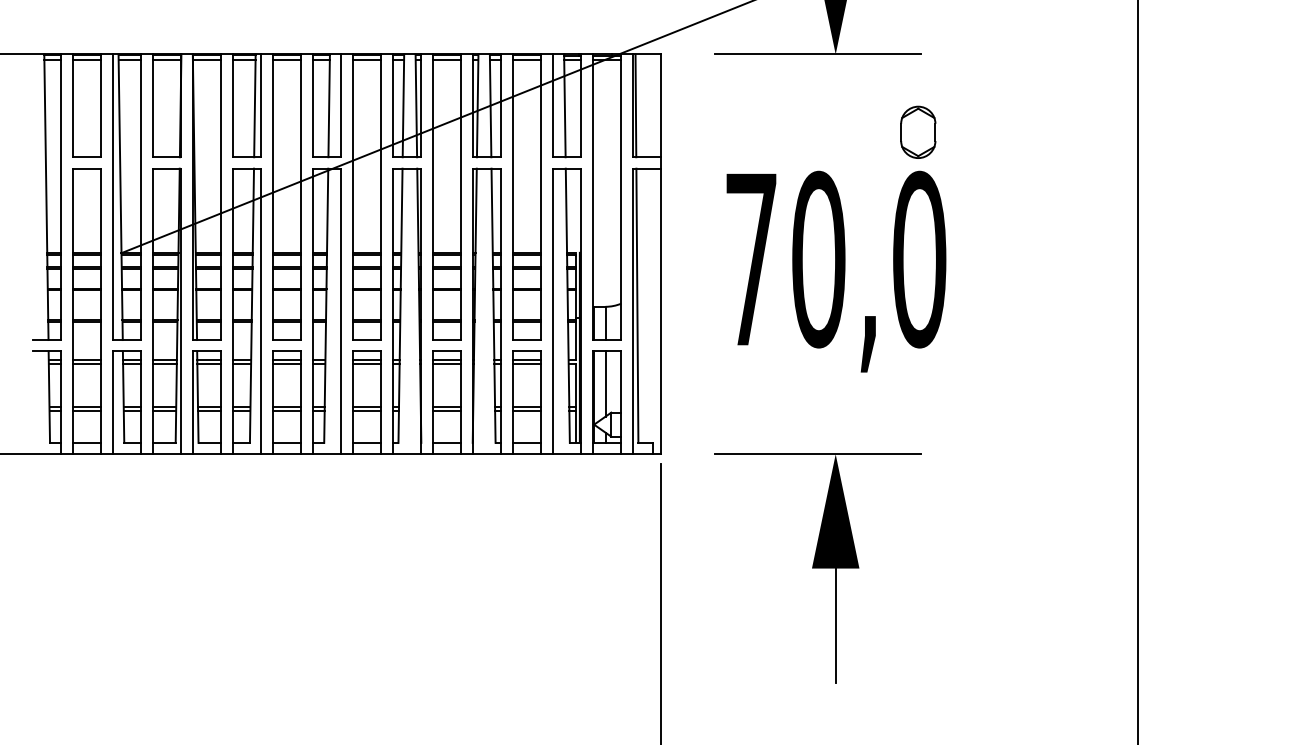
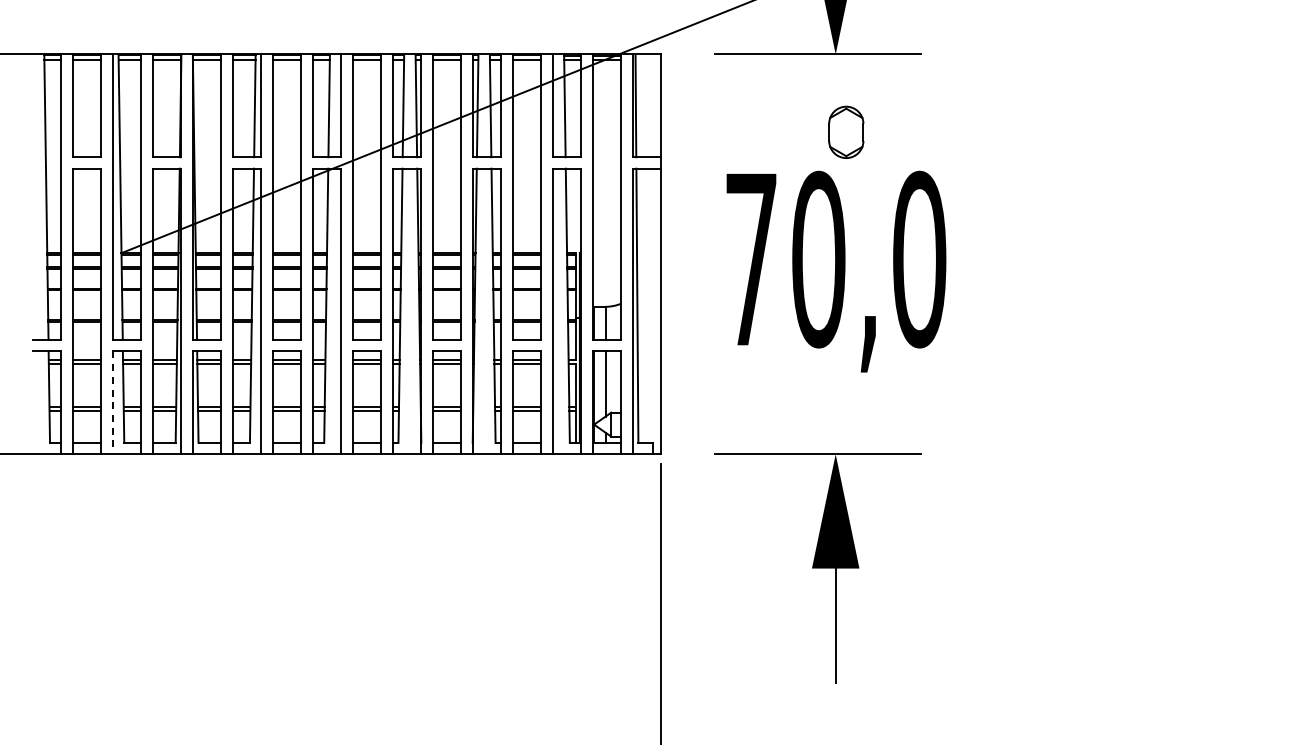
part position: (918, 131) -> (846, 131) (846, 131)
line: present -> none (1138, 371)
line: solid -> dashed (112, 403)
